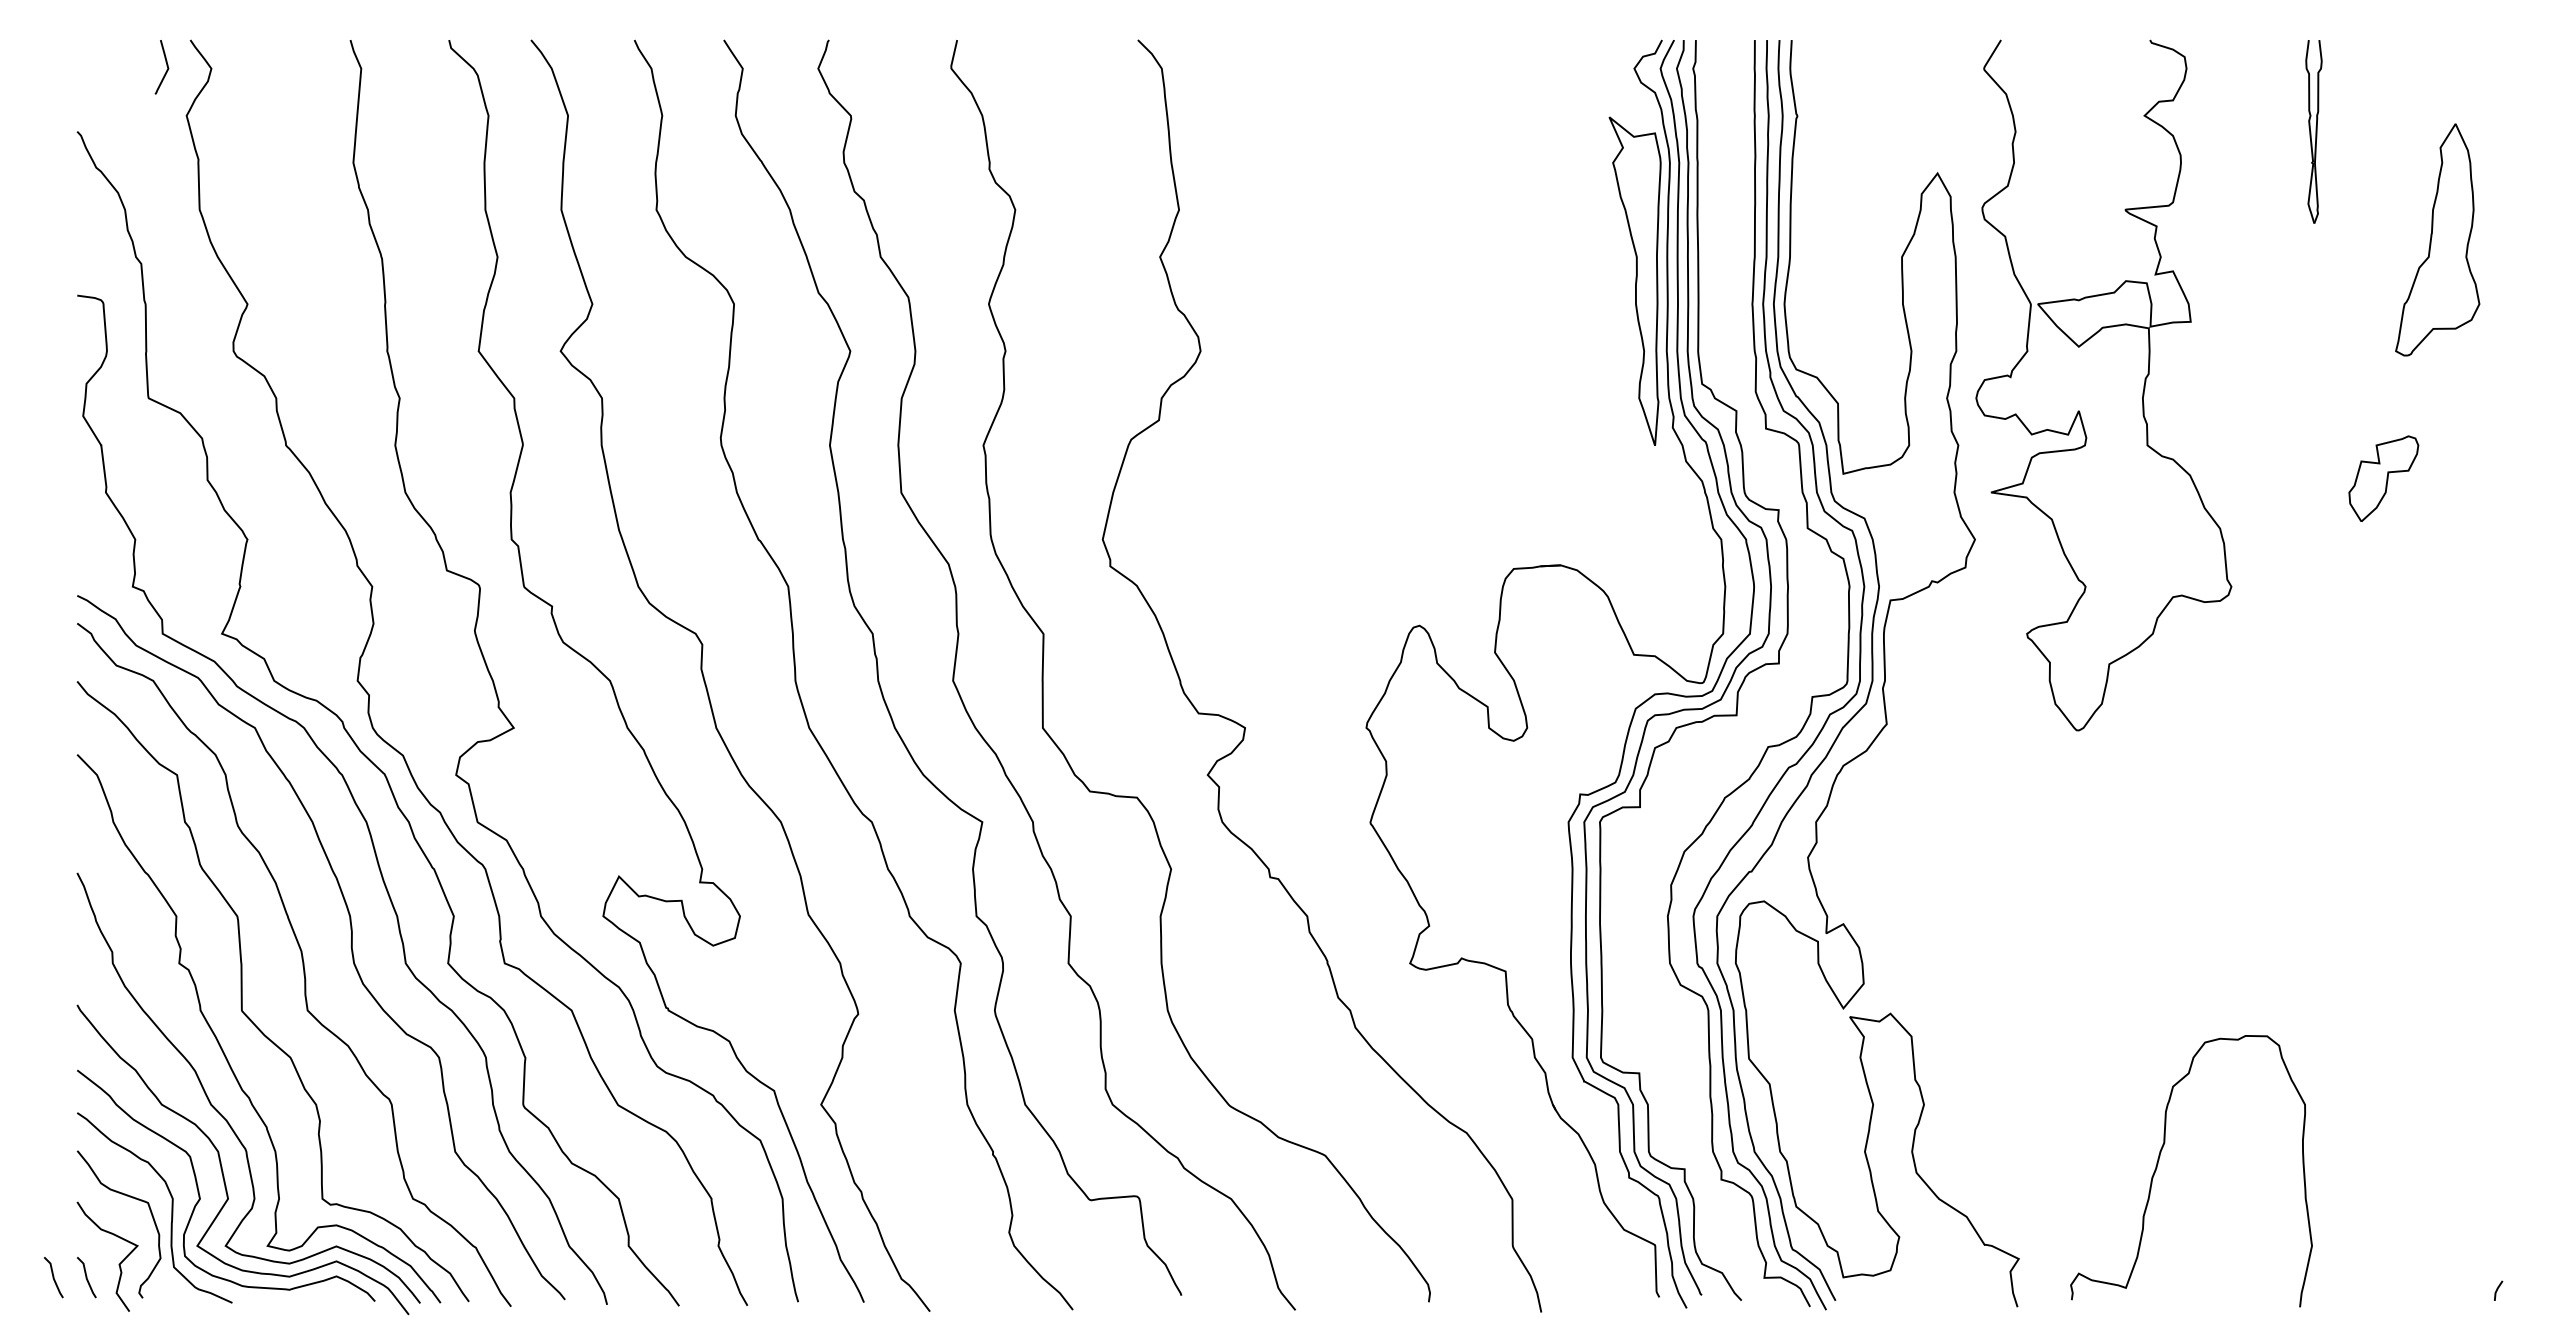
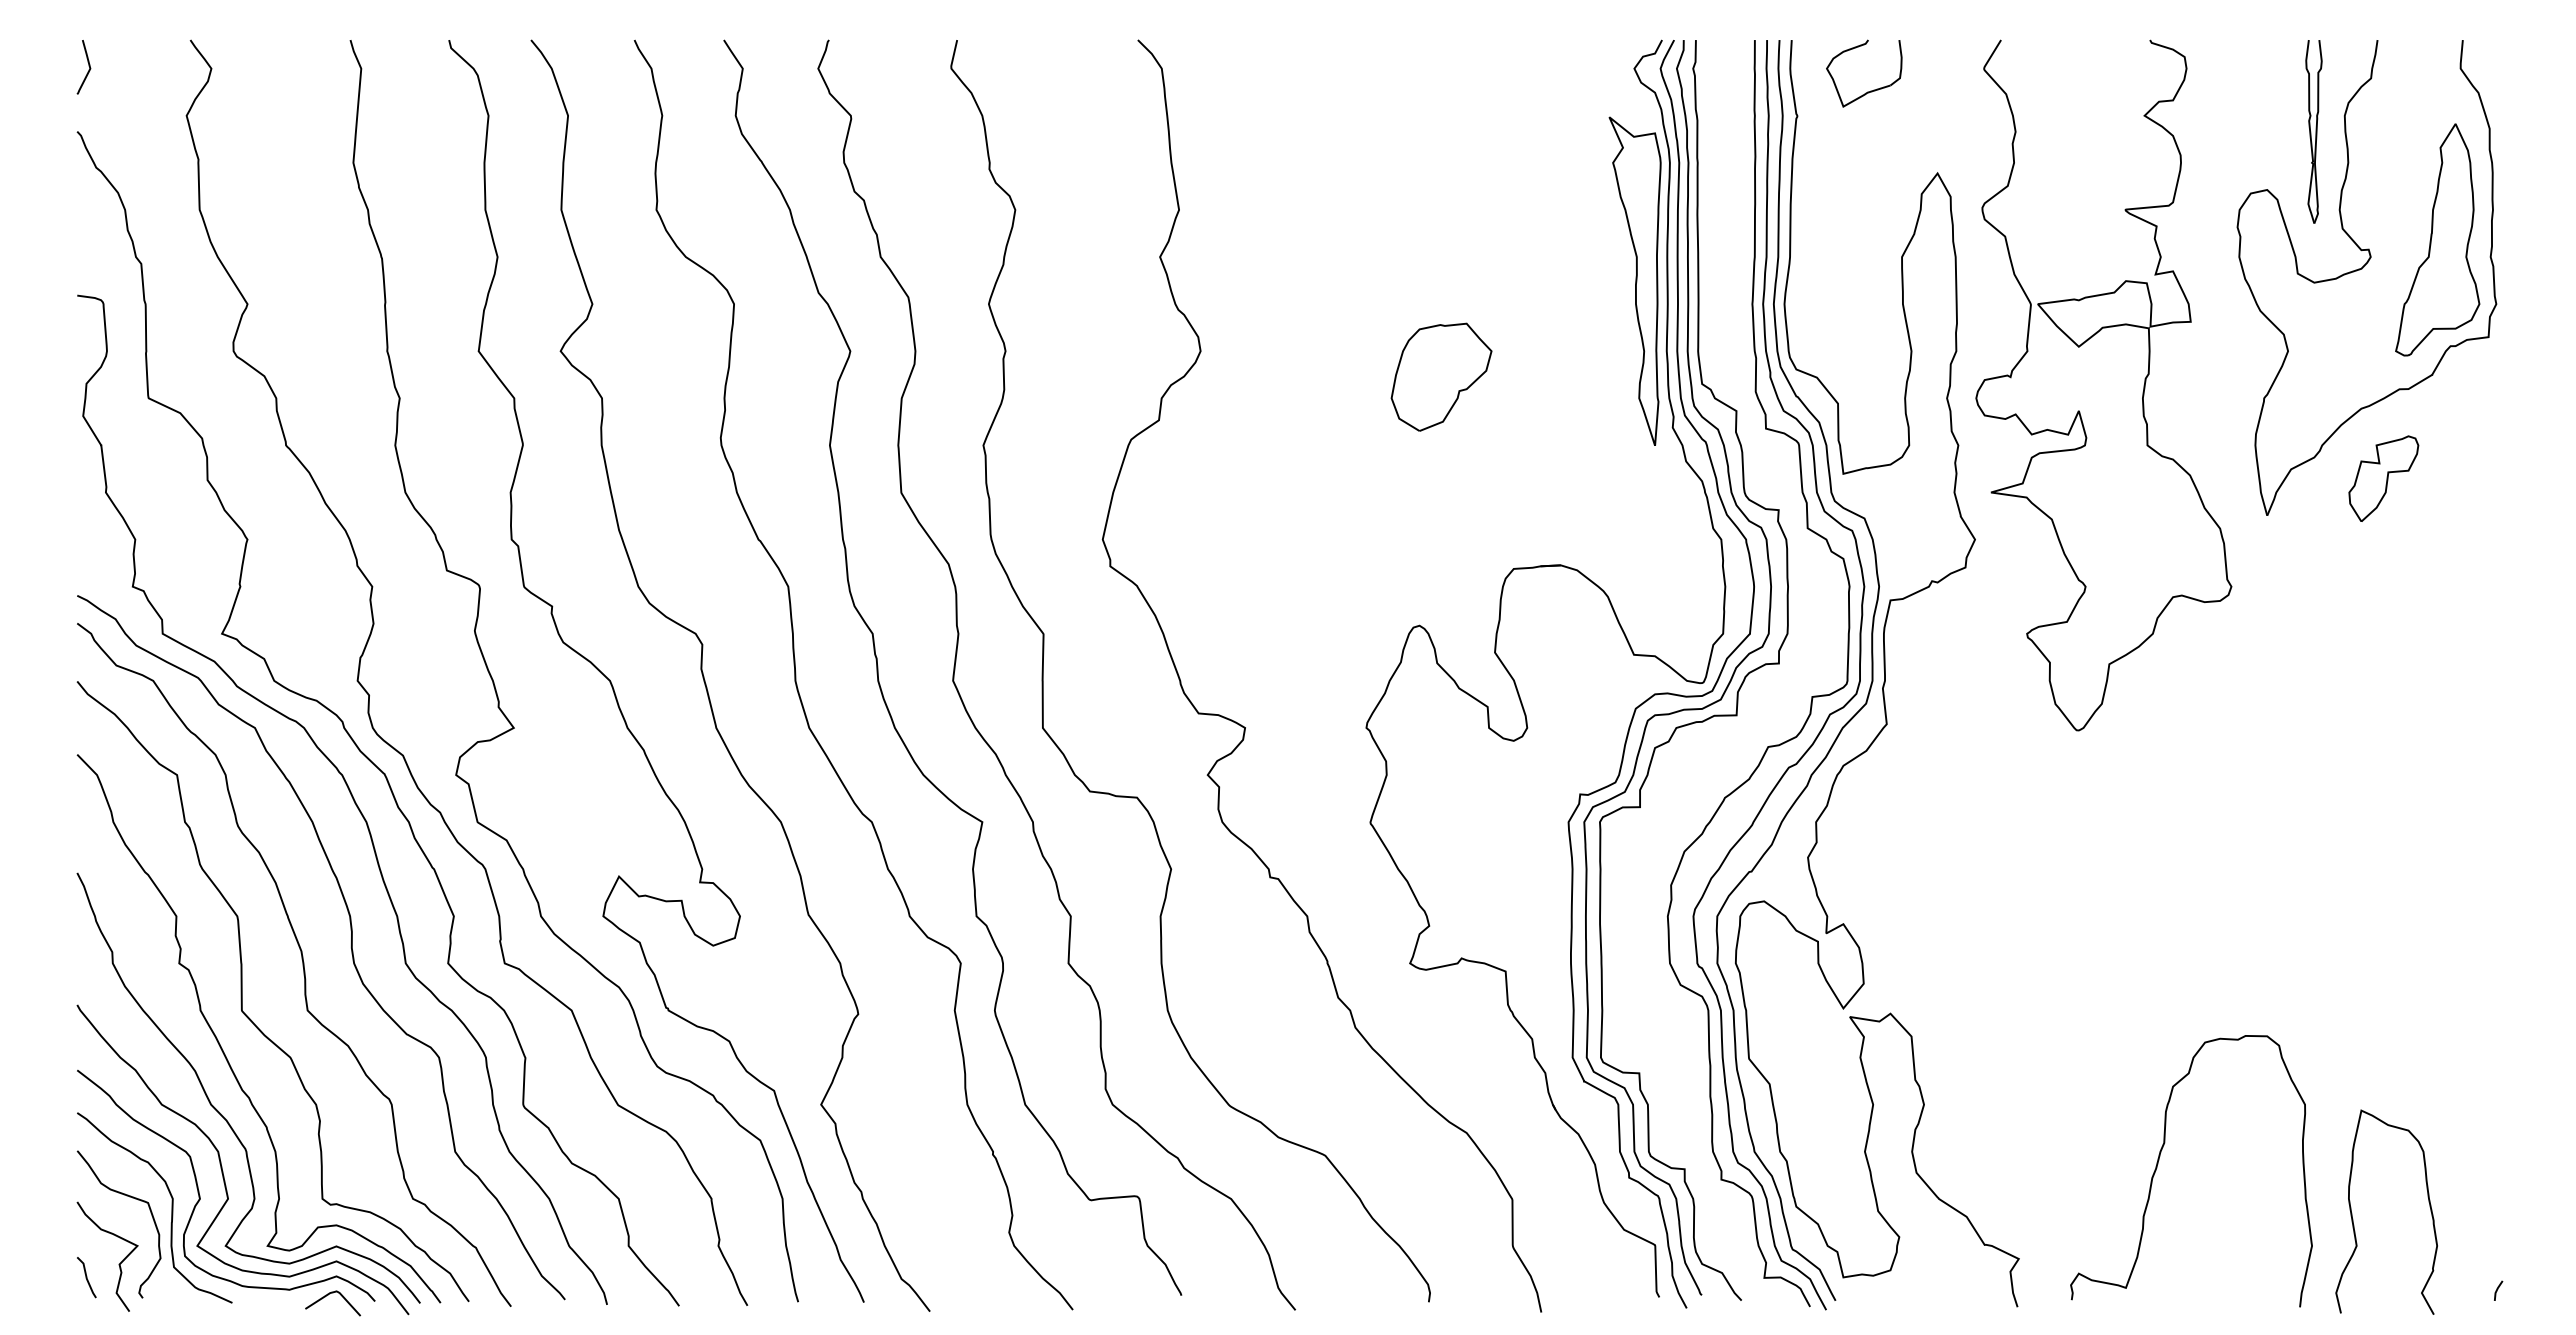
curve position: (166, 66) -> (88, 66) (88, 66)
part: none -> present (1870, 90)
part: none -> present (2362, 269)
part: none -> present (1441, 376)
curve: none -> present (2353, 1219)
line: present -> none (53, 1277)
curve: none -> present (328, 1295)
